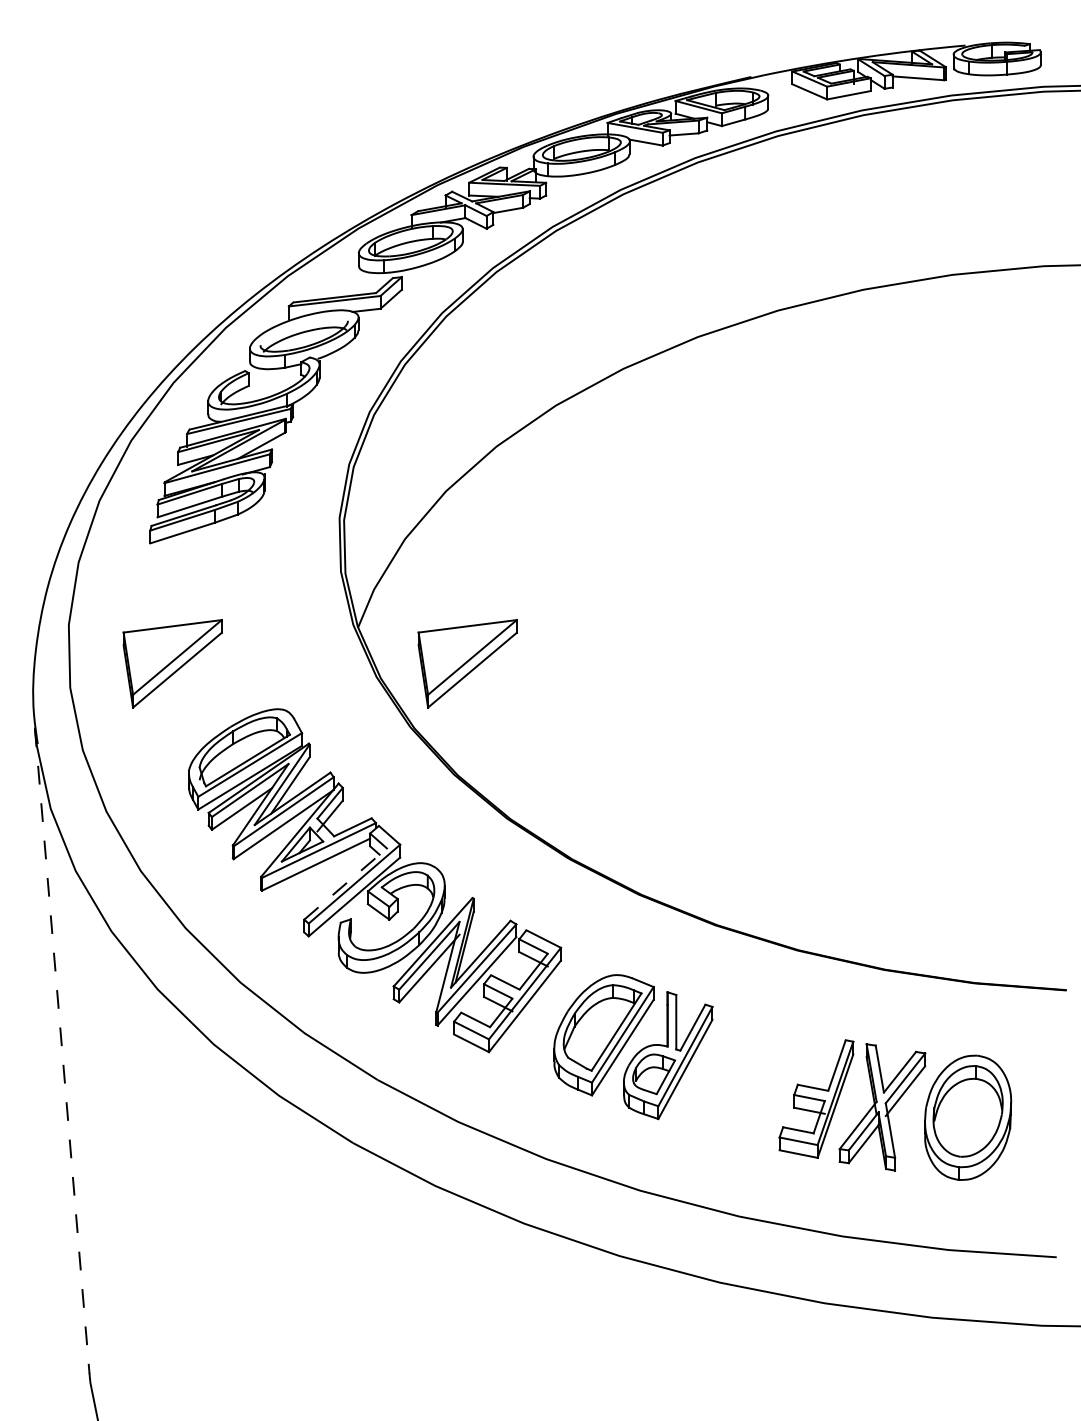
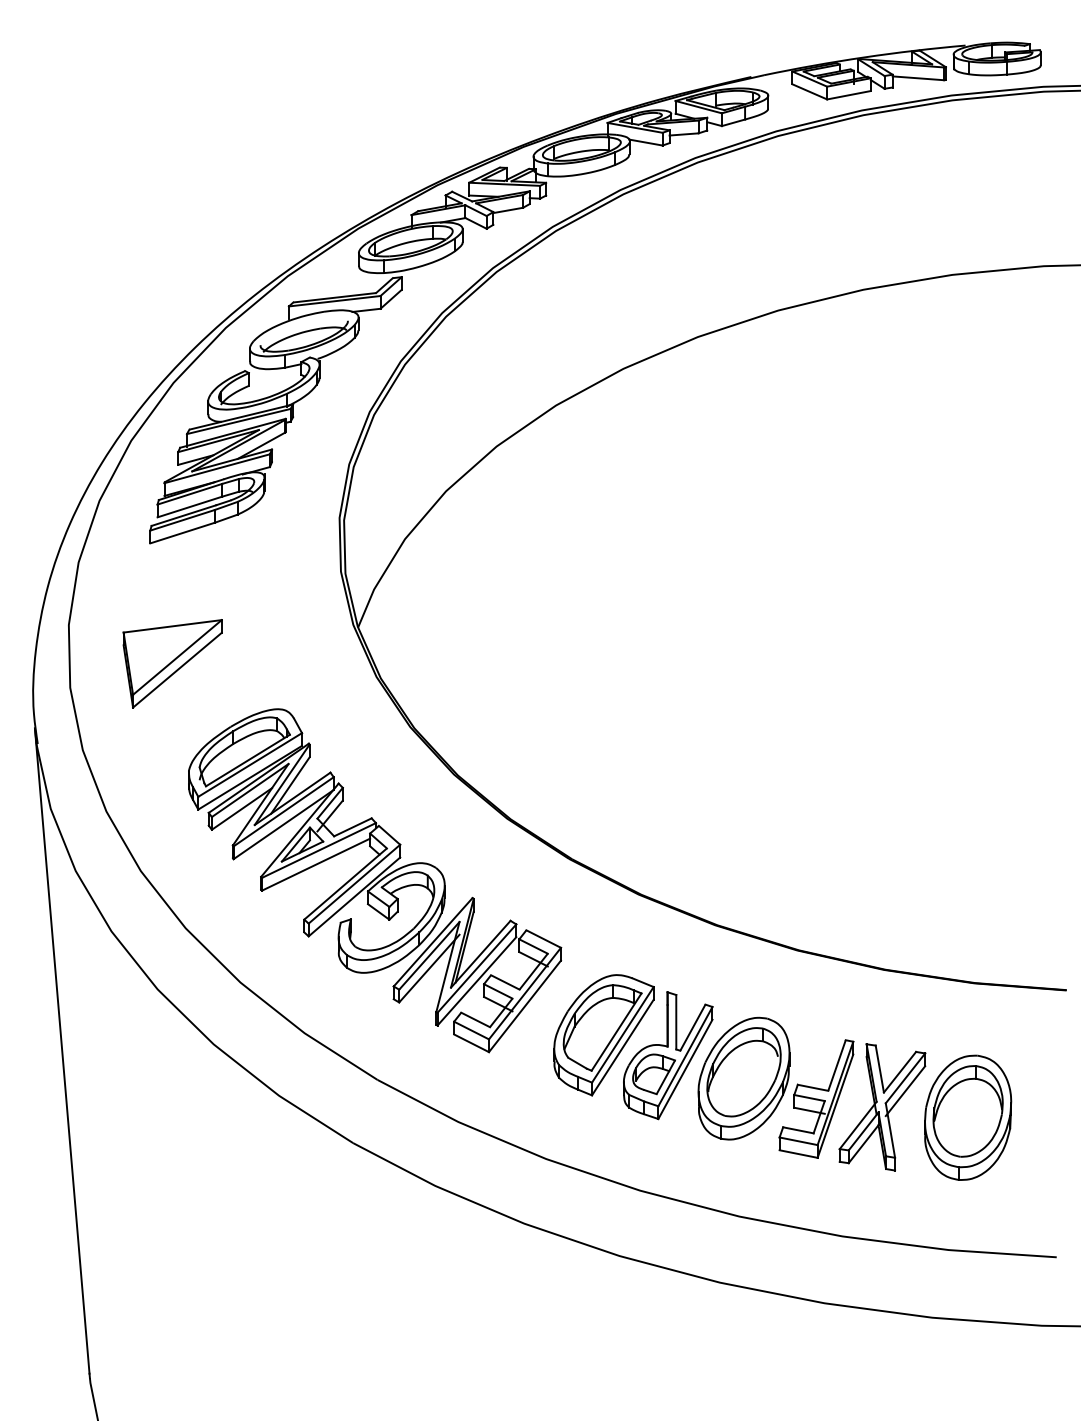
part: present -> none (467, 663)
line: dashed -> solid (346, 883)
line: dashed -> solid (62, 1051)
part: none -> present (743, 1078)
